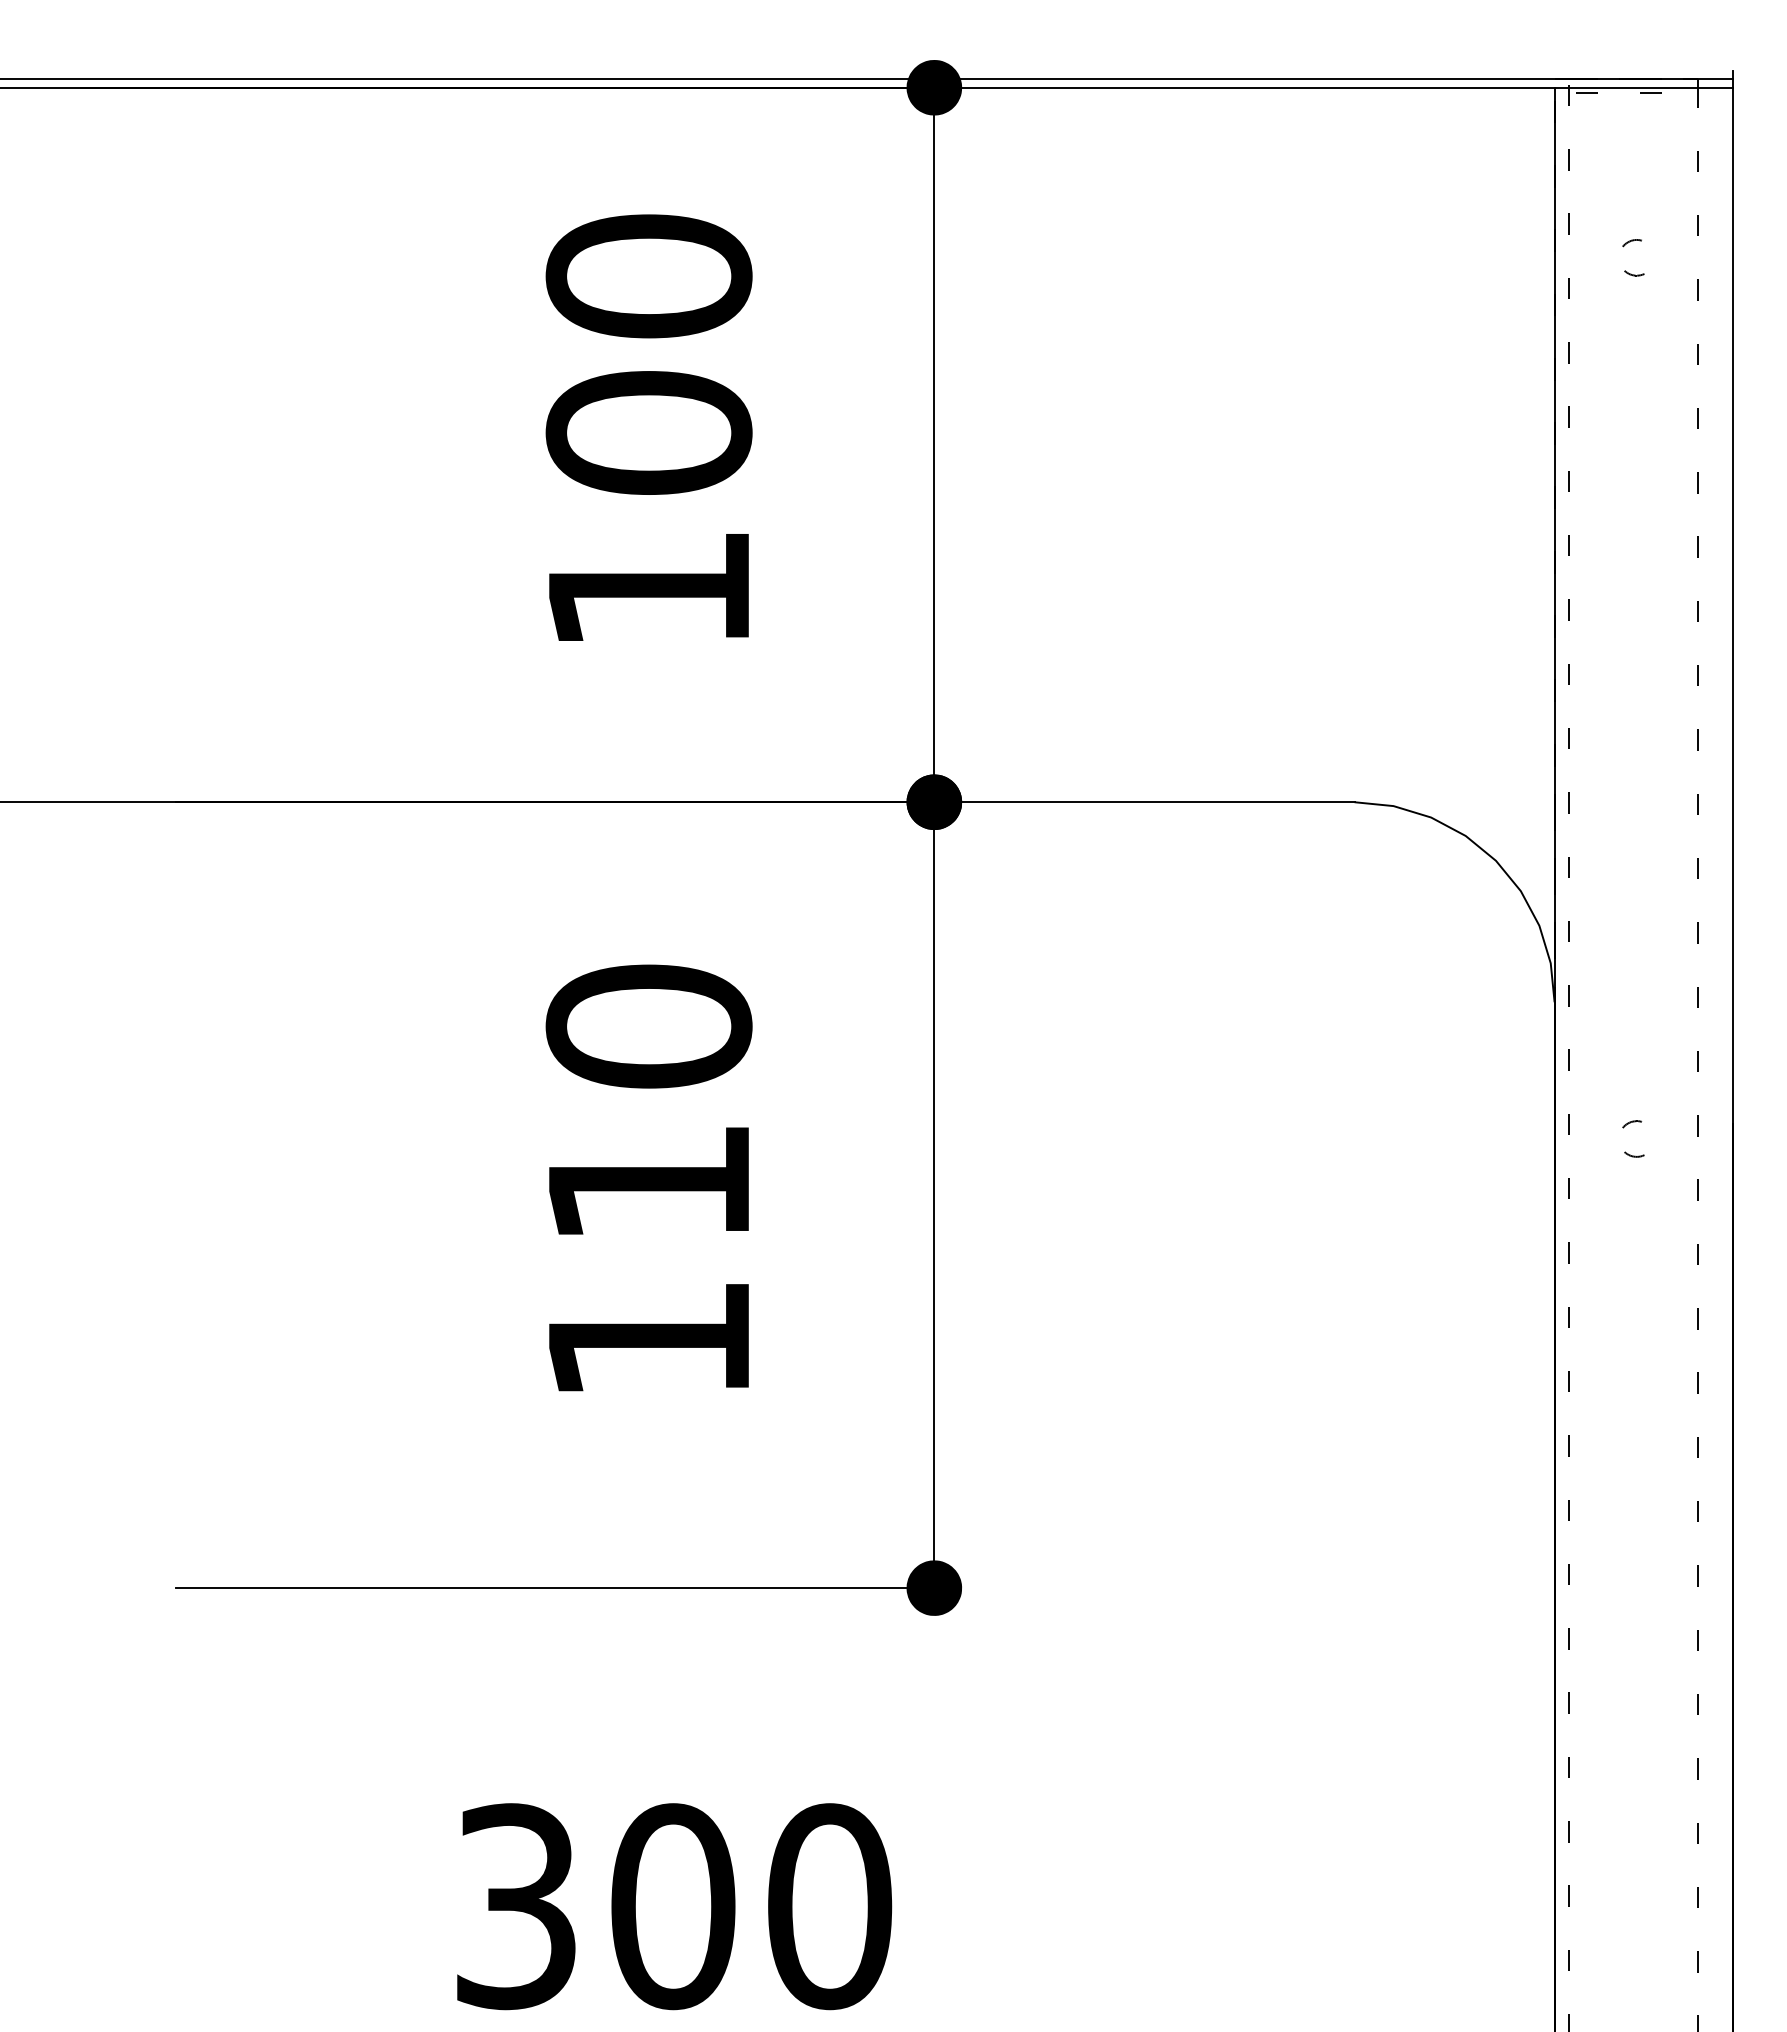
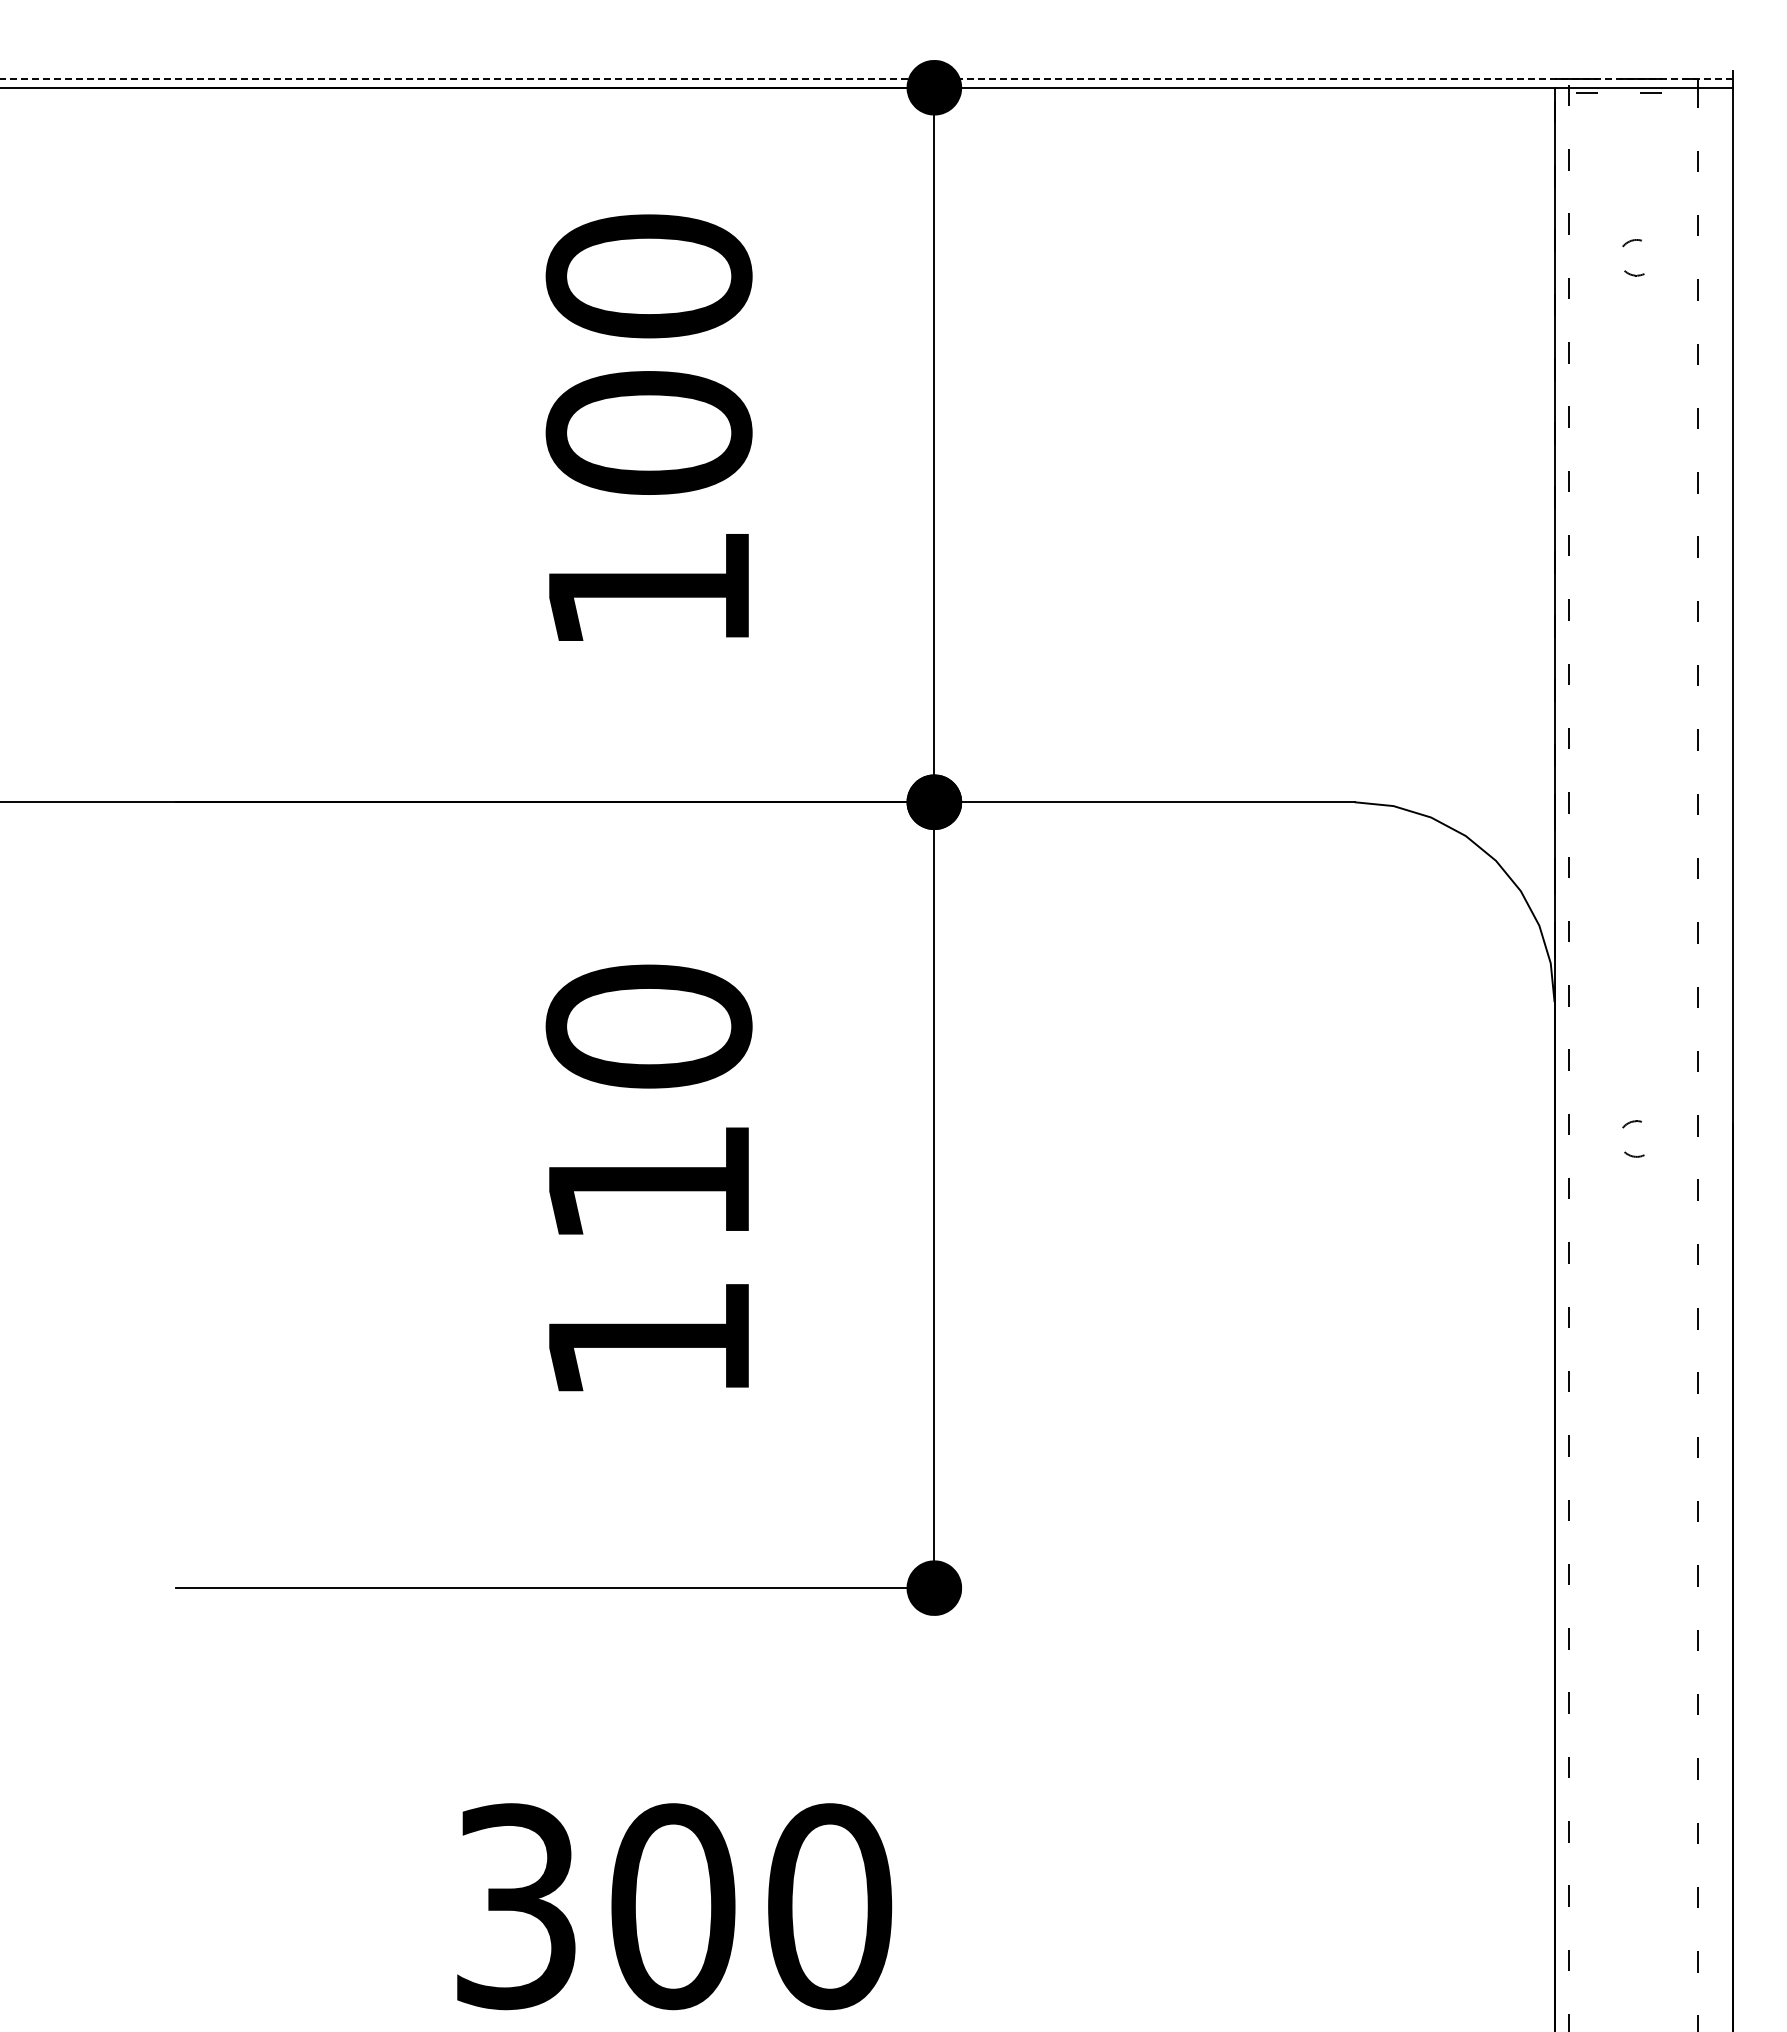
line: solid -> dashed (866, 79)
